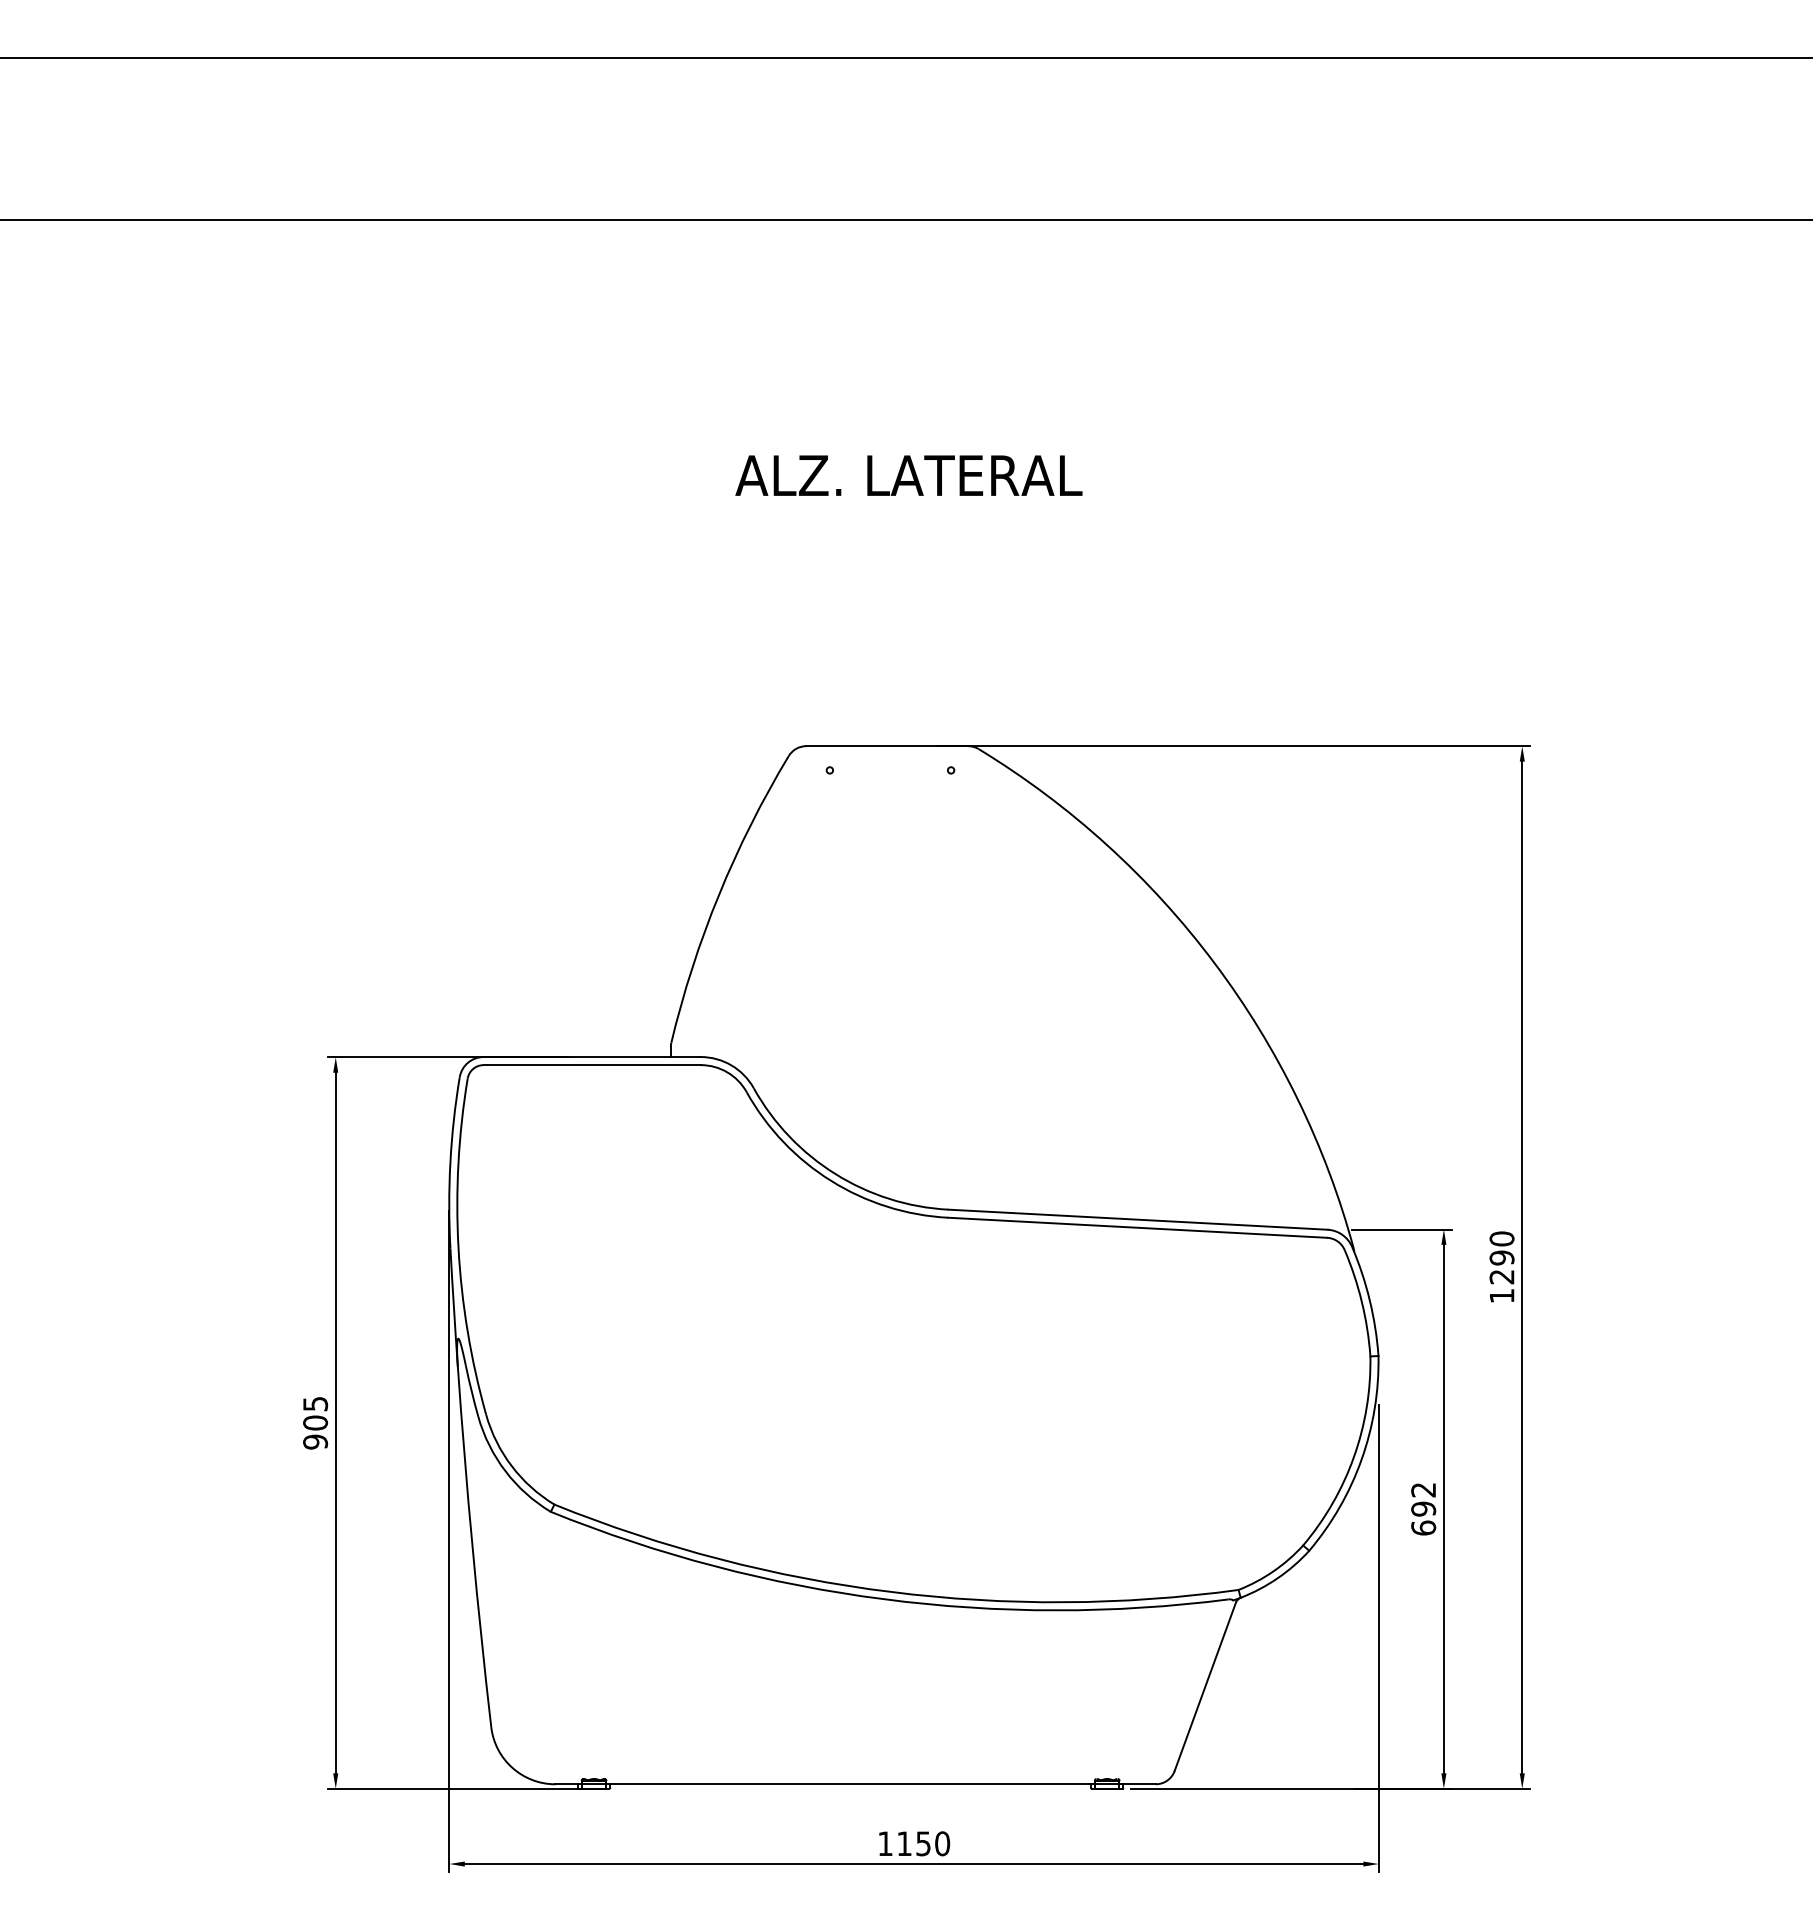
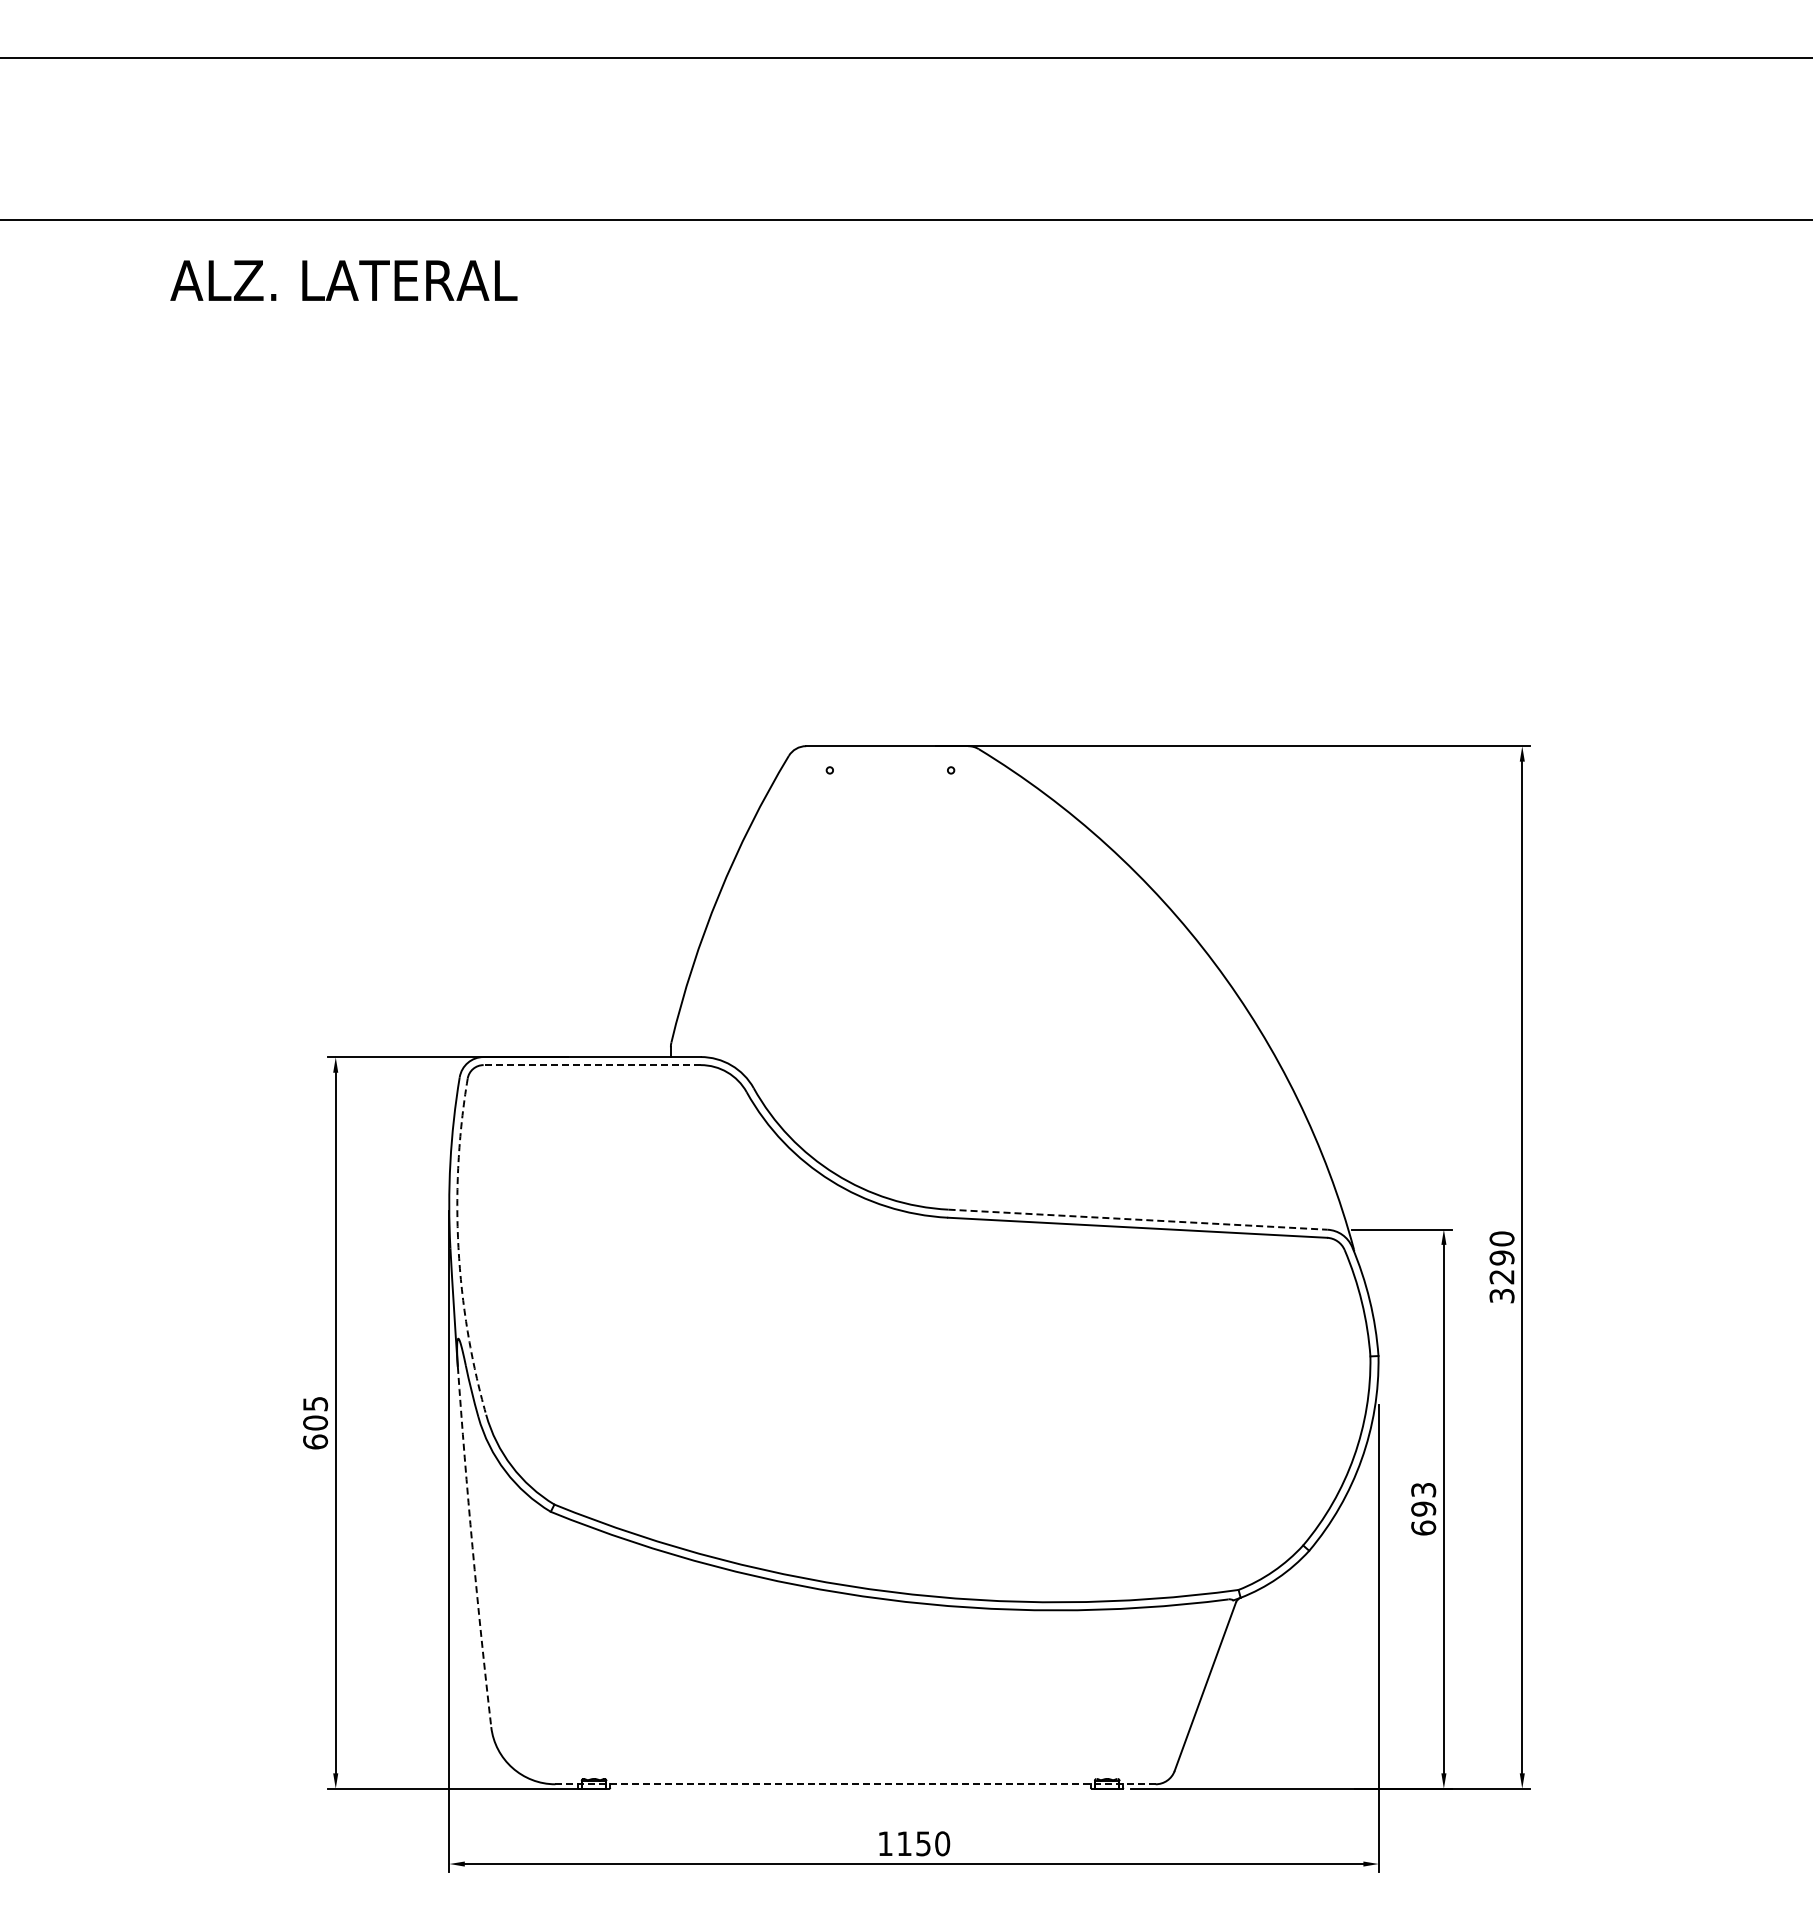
text position: (908, 475) -> (343, 280) (343, 280)
line: solid -> dashed (592, 1065)
line: solid -> dashed (1138, 1219)
arc: solid -> dashed (458, 1247)
text: 1290 -> 3290 (1501, 1296)
text: 905 -> 605 (315, 1441)
text: 692 -> 693 (1423, 1490)
arc: solid -> dashed (472, 1547)
line: solid -> dashed (855, 1784)
